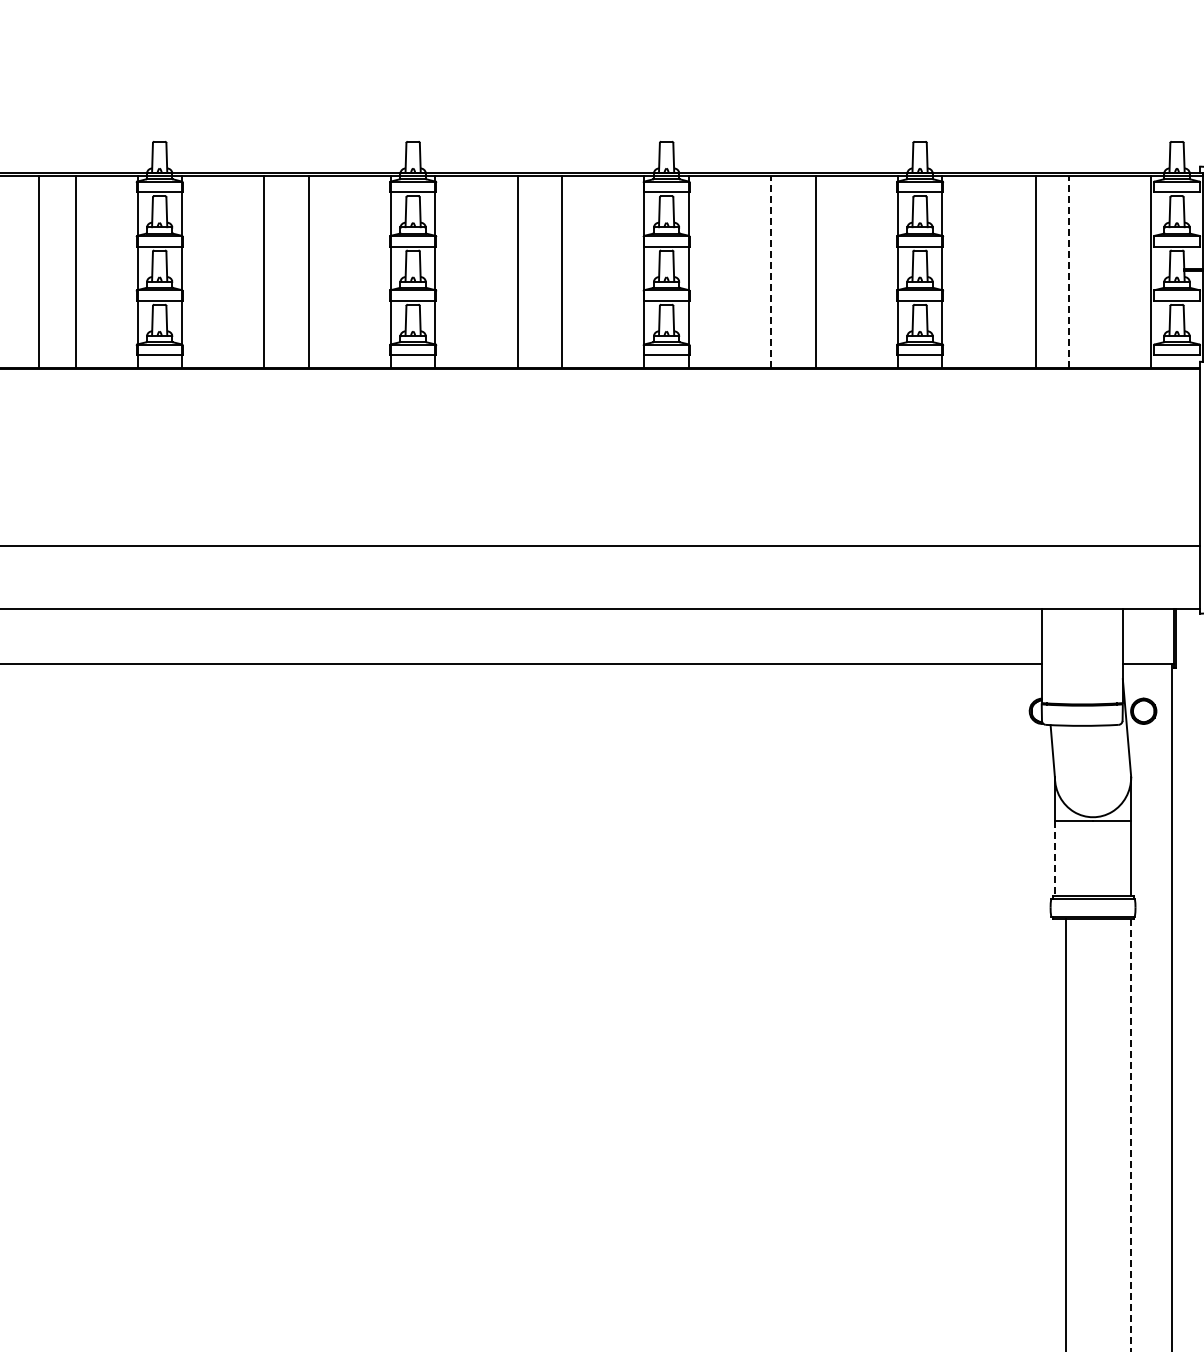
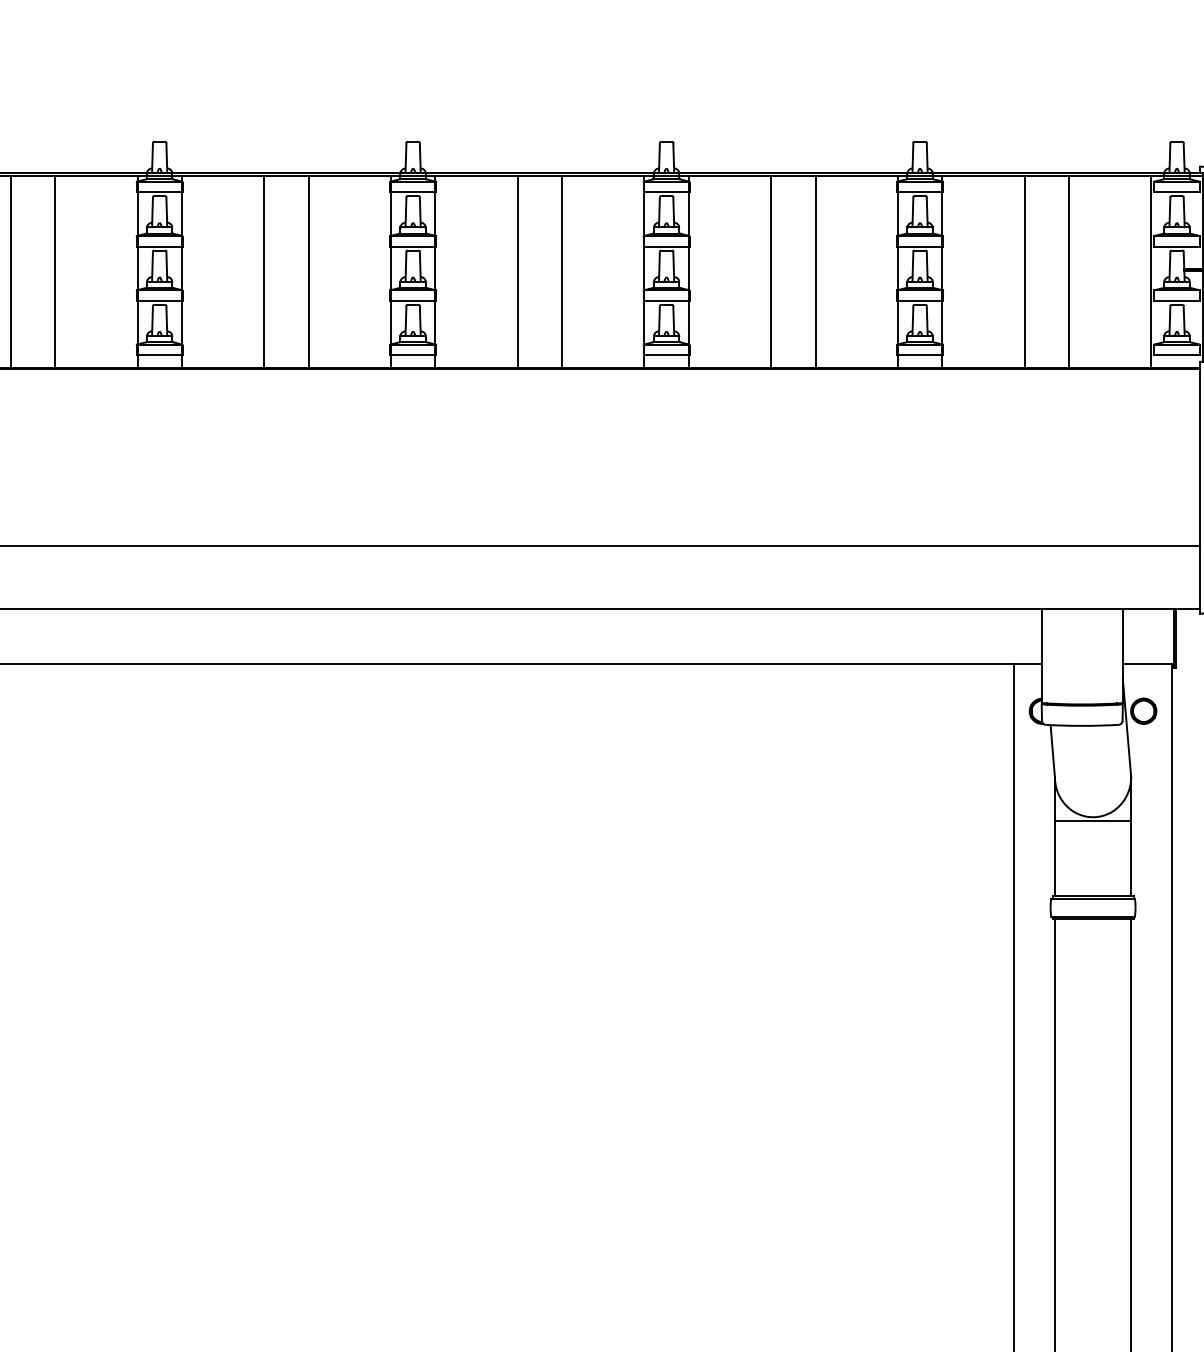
line position: (38, 271) -> (10, 271) (10, 271)
line position: (76, 271) -> (55, 271) (55, 271)
line: dashed -> solid (771, 271)
line position: (1035, 271) -> (1024, 271) (1024, 271)
line: dashed -> solid (1068, 271)
line: dashed -> solid (1055, 858)
line: none -> present (1013, 1006)
line position: (1066, 1133) -> (1055, 1133) (1055, 1133)
line: dashed -> solid (1131, 1135)
